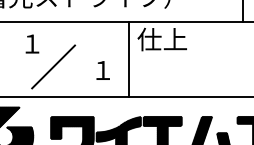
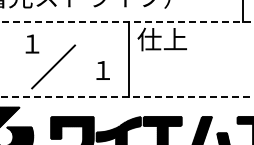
line: solid -> dashed (127, 21)
line: solid -> dashed (127, 97)
